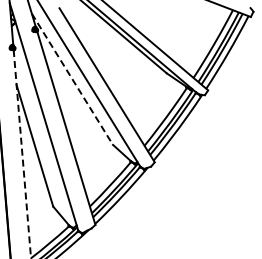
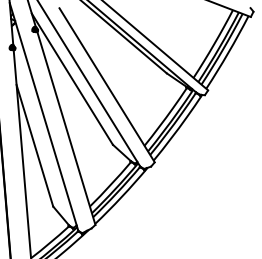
line: dashed -> solid (72, 79)
line: dashed -> solid (22, 154)
